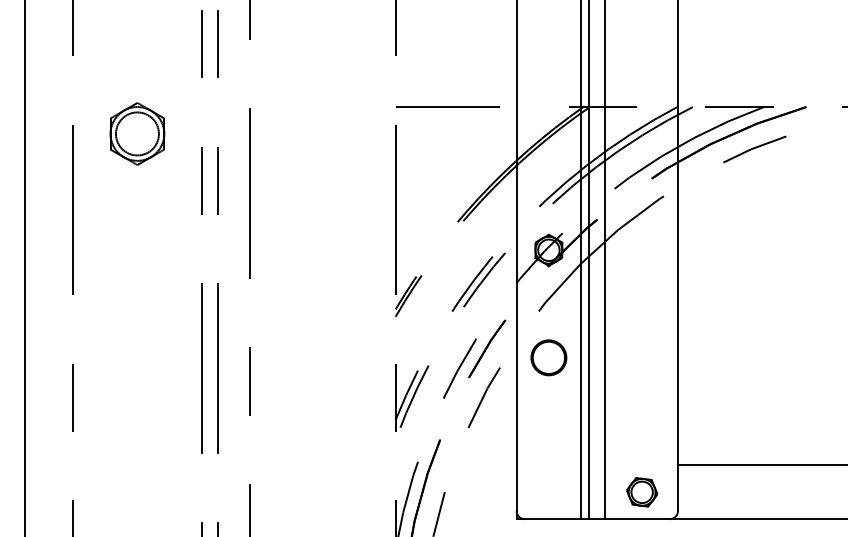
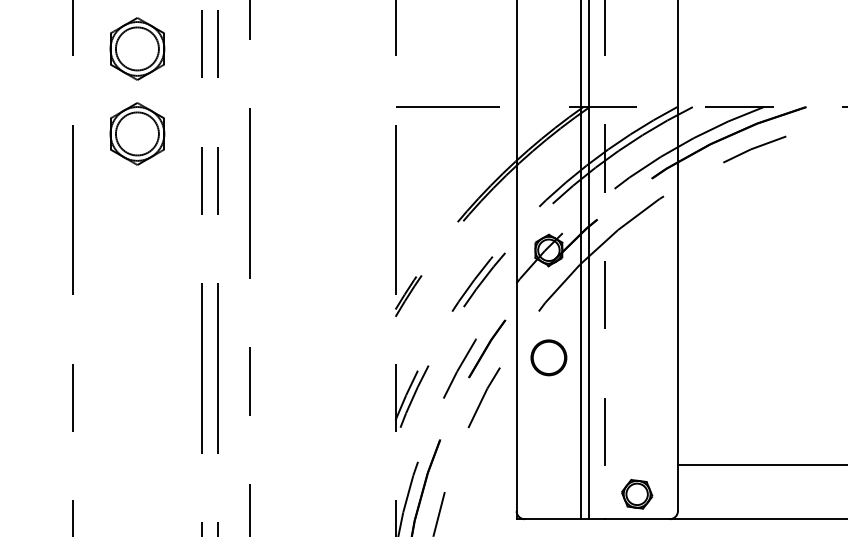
part: none -> present (137, 48)
line: solid -> dashed (605, 260)
line: present -> none (25, 267)
part position: (642, 492) -> (637, 494) (637, 494)
